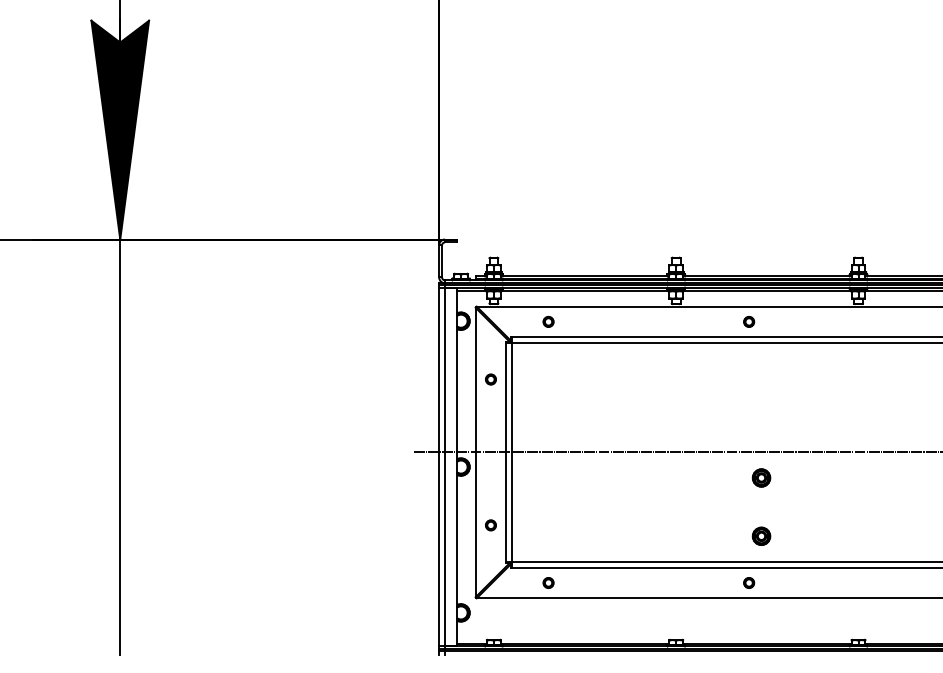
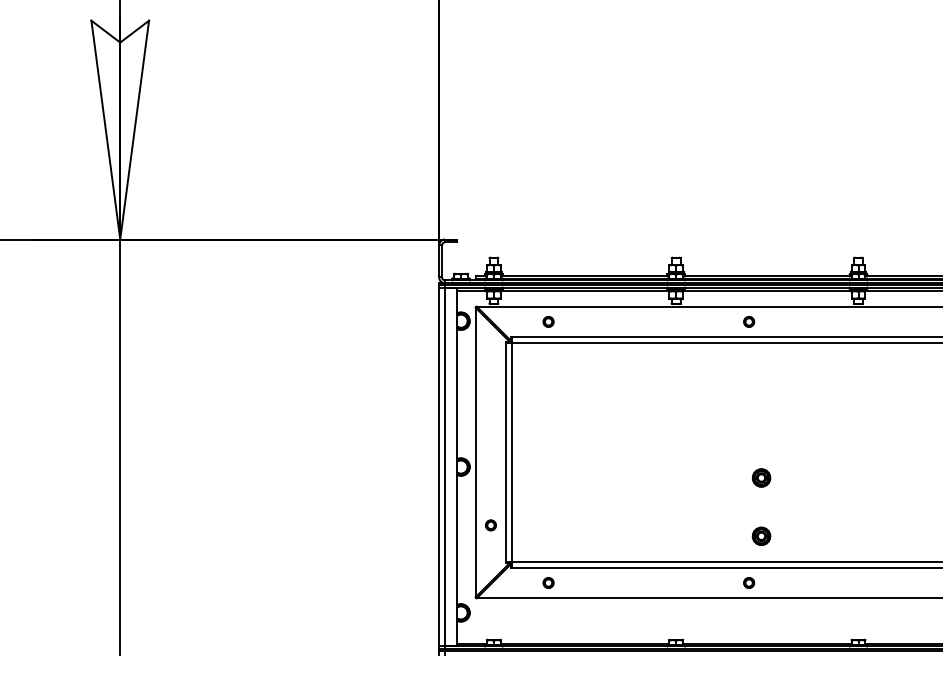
fill: present -> none (120, 129)
part: present -> none (490, 379)
line: present -> none (676, 452)
